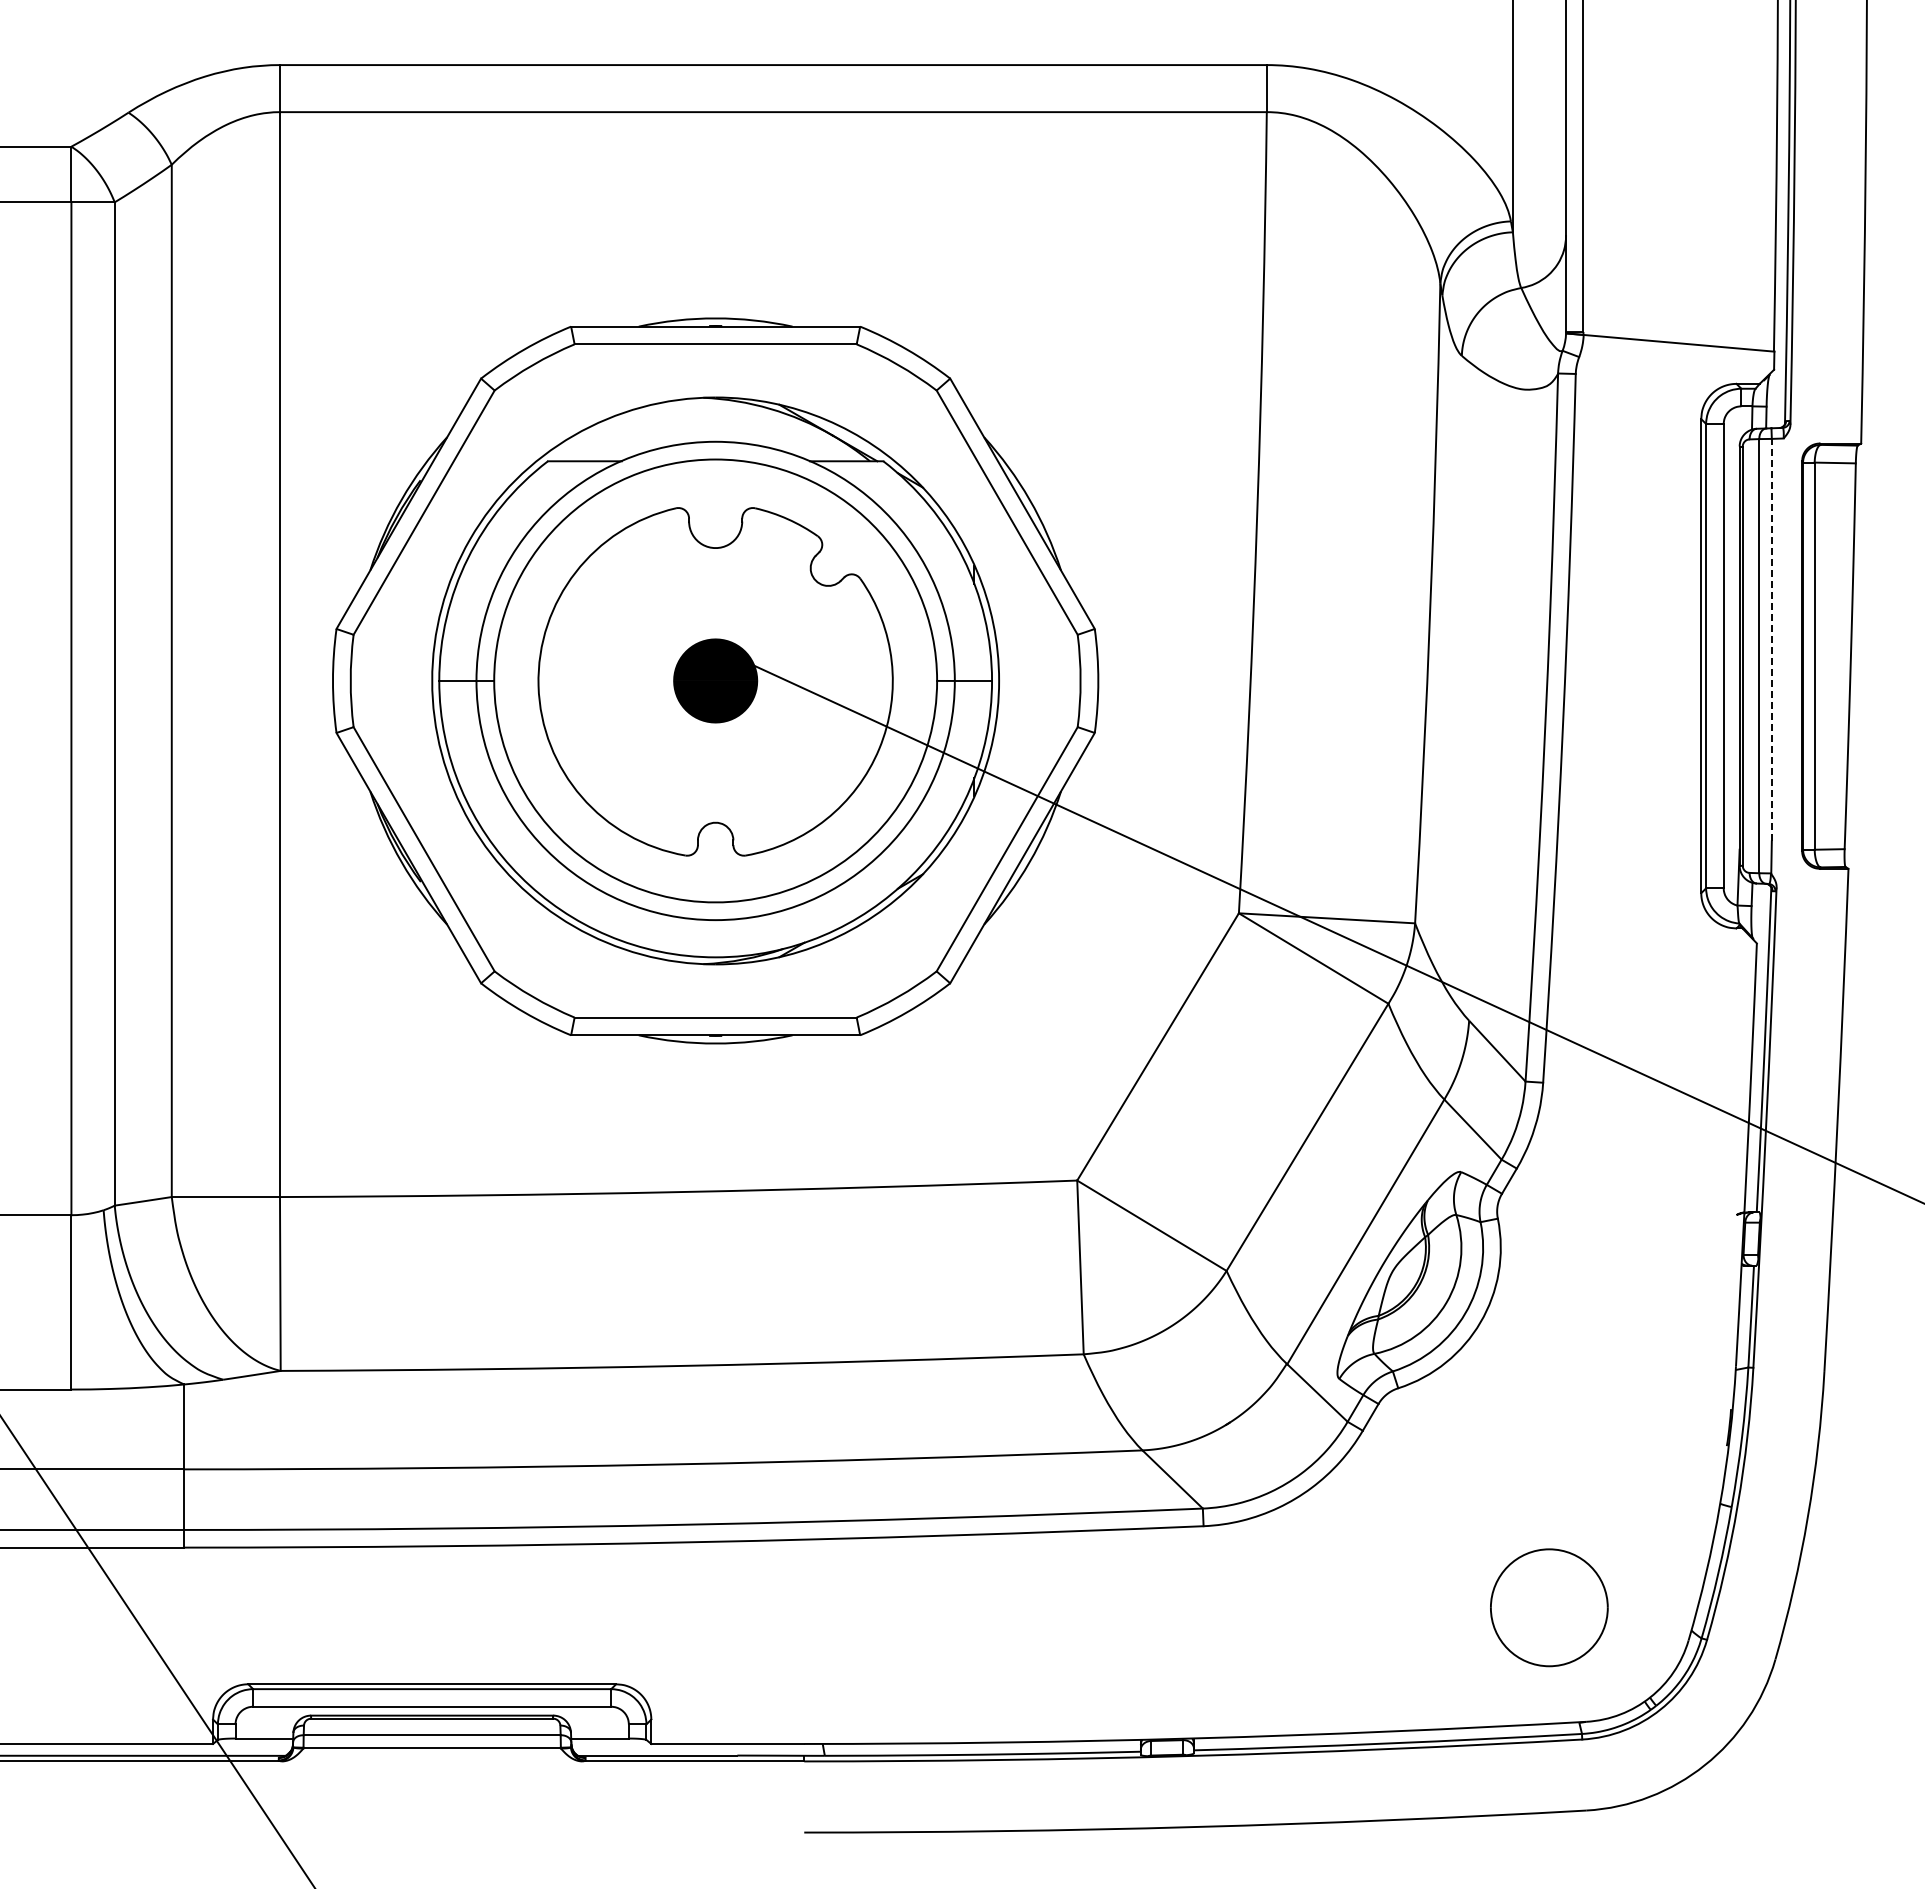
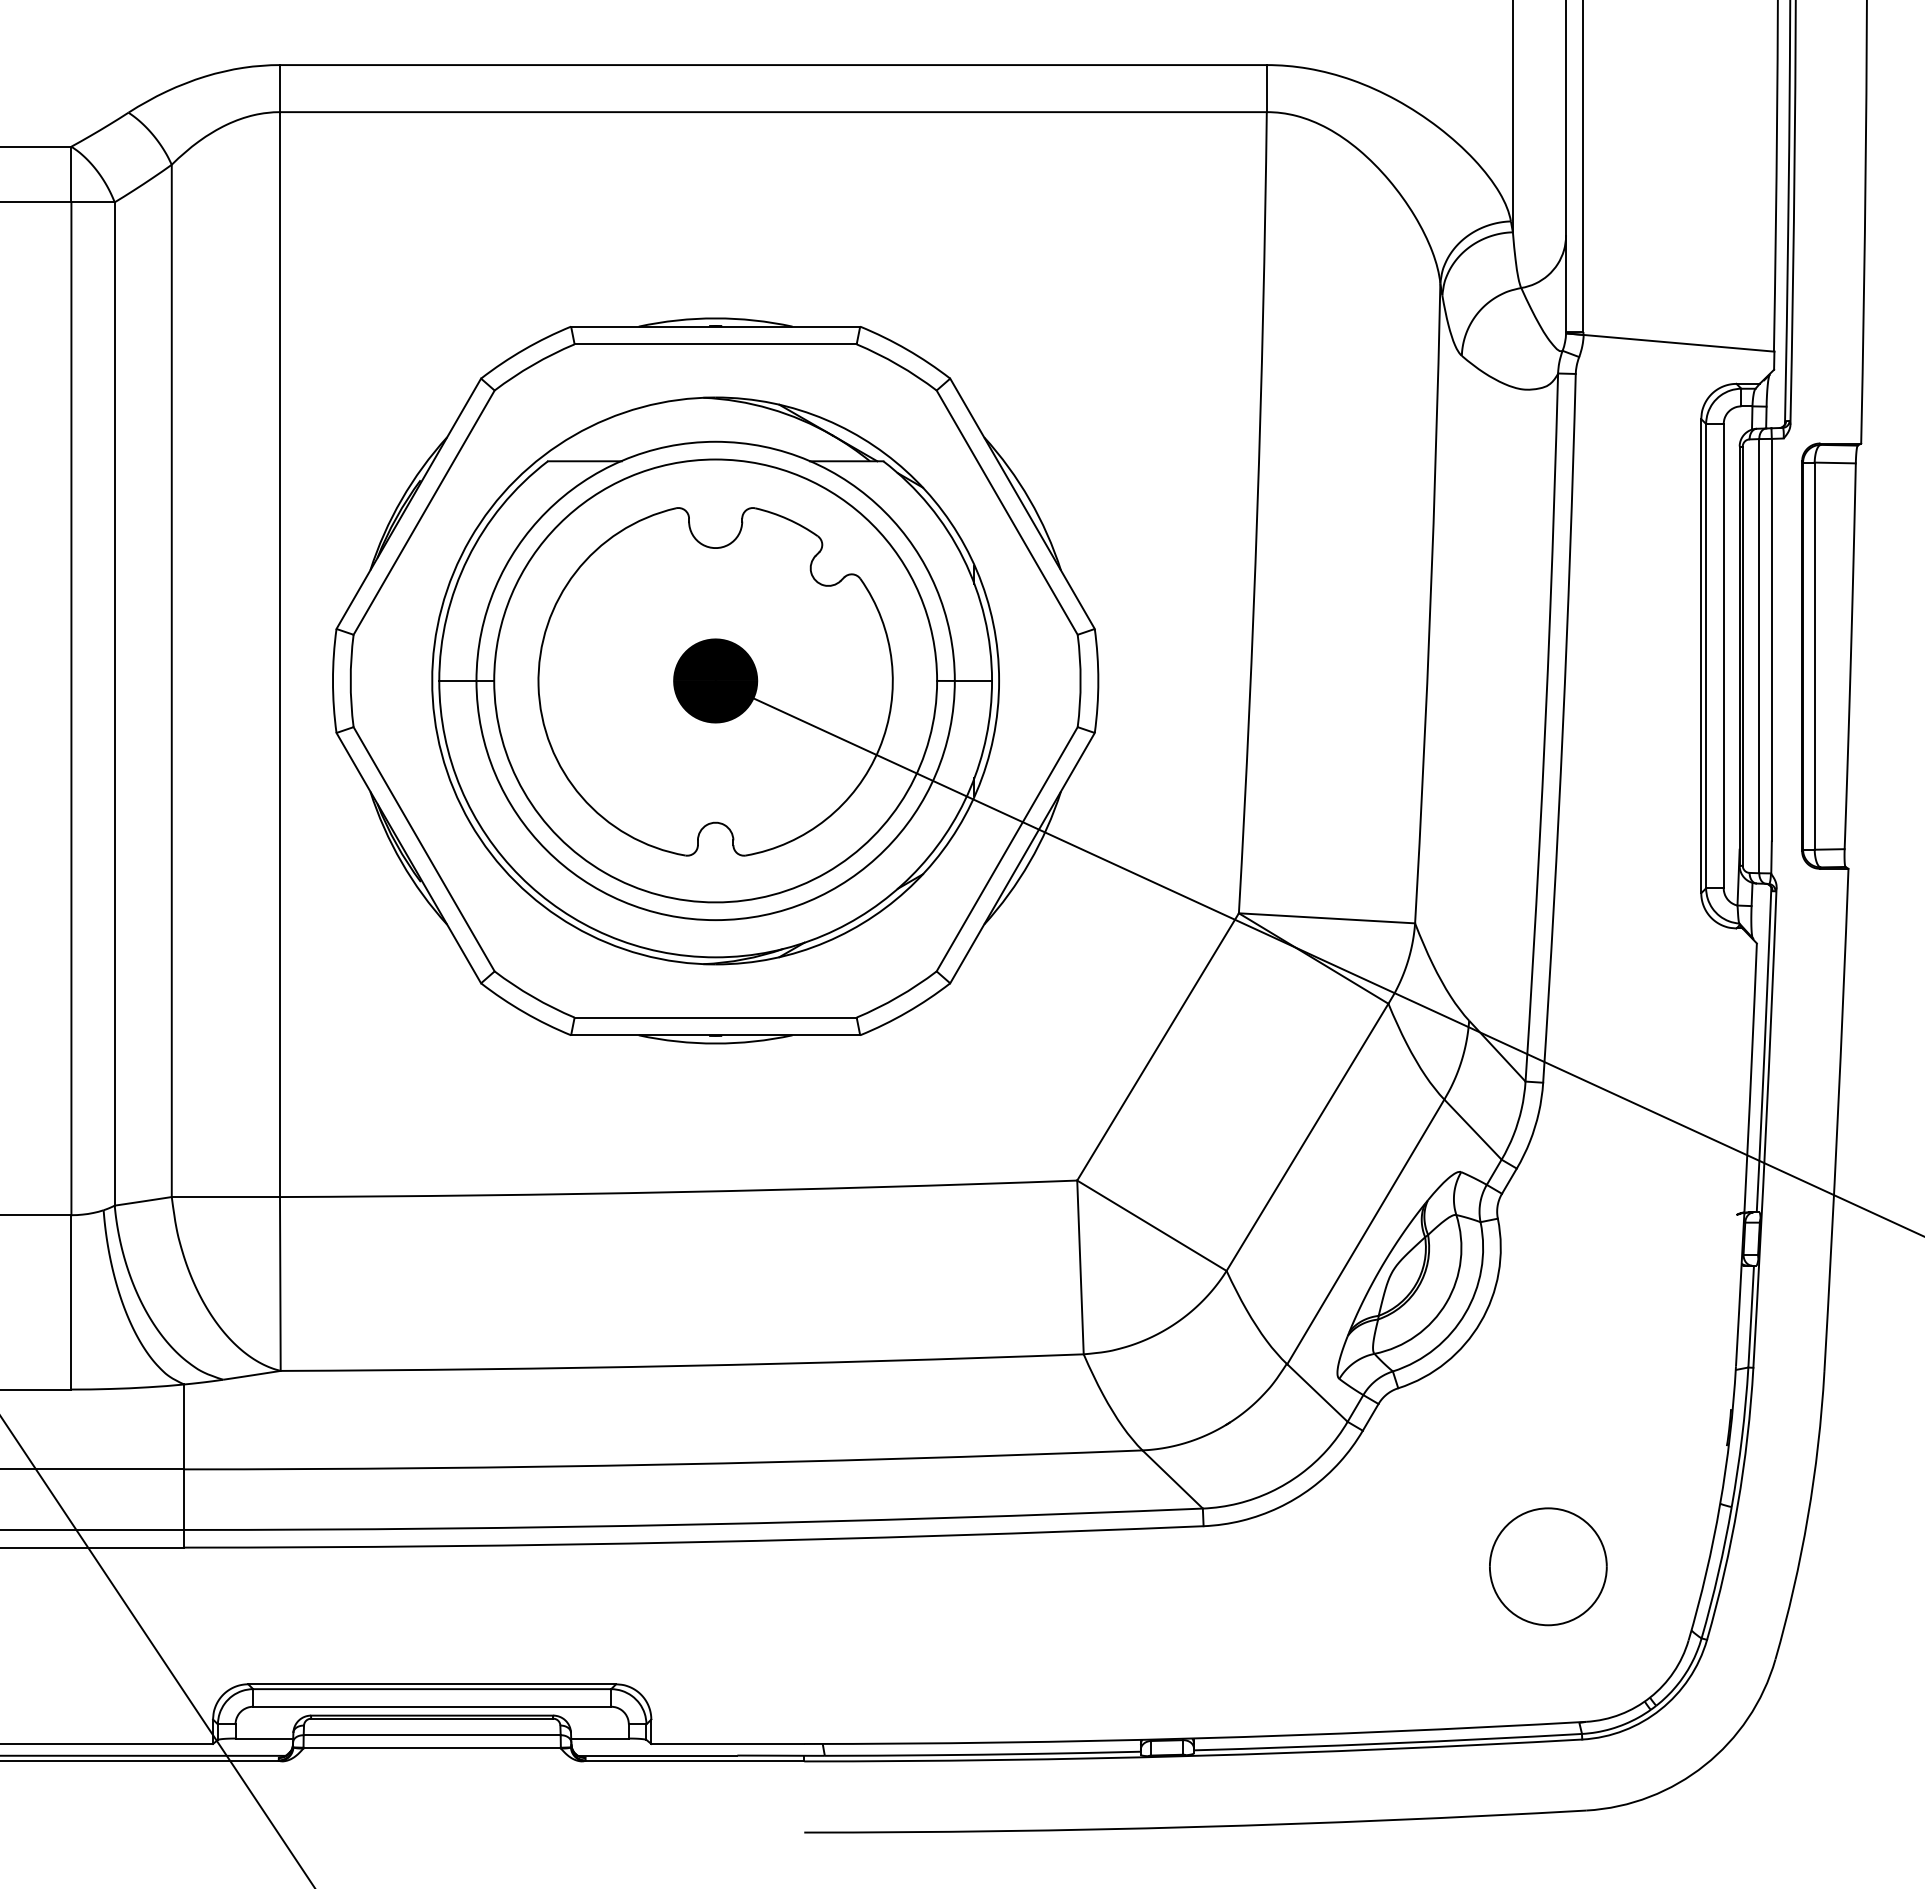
line: dashed -> solid (1771, 639)
line position: (1324, 927) -> (1318, 957) (1318, 957)
part position: (1549, 1607) -> (1548, 1566) (1548, 1566)
